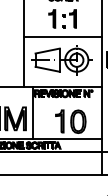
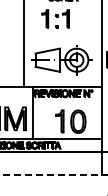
part position: (62, 18) -> (55, 18) (55, 18)
line: present -> none (62, 36)
line: solid -> dashed (54, 175)
